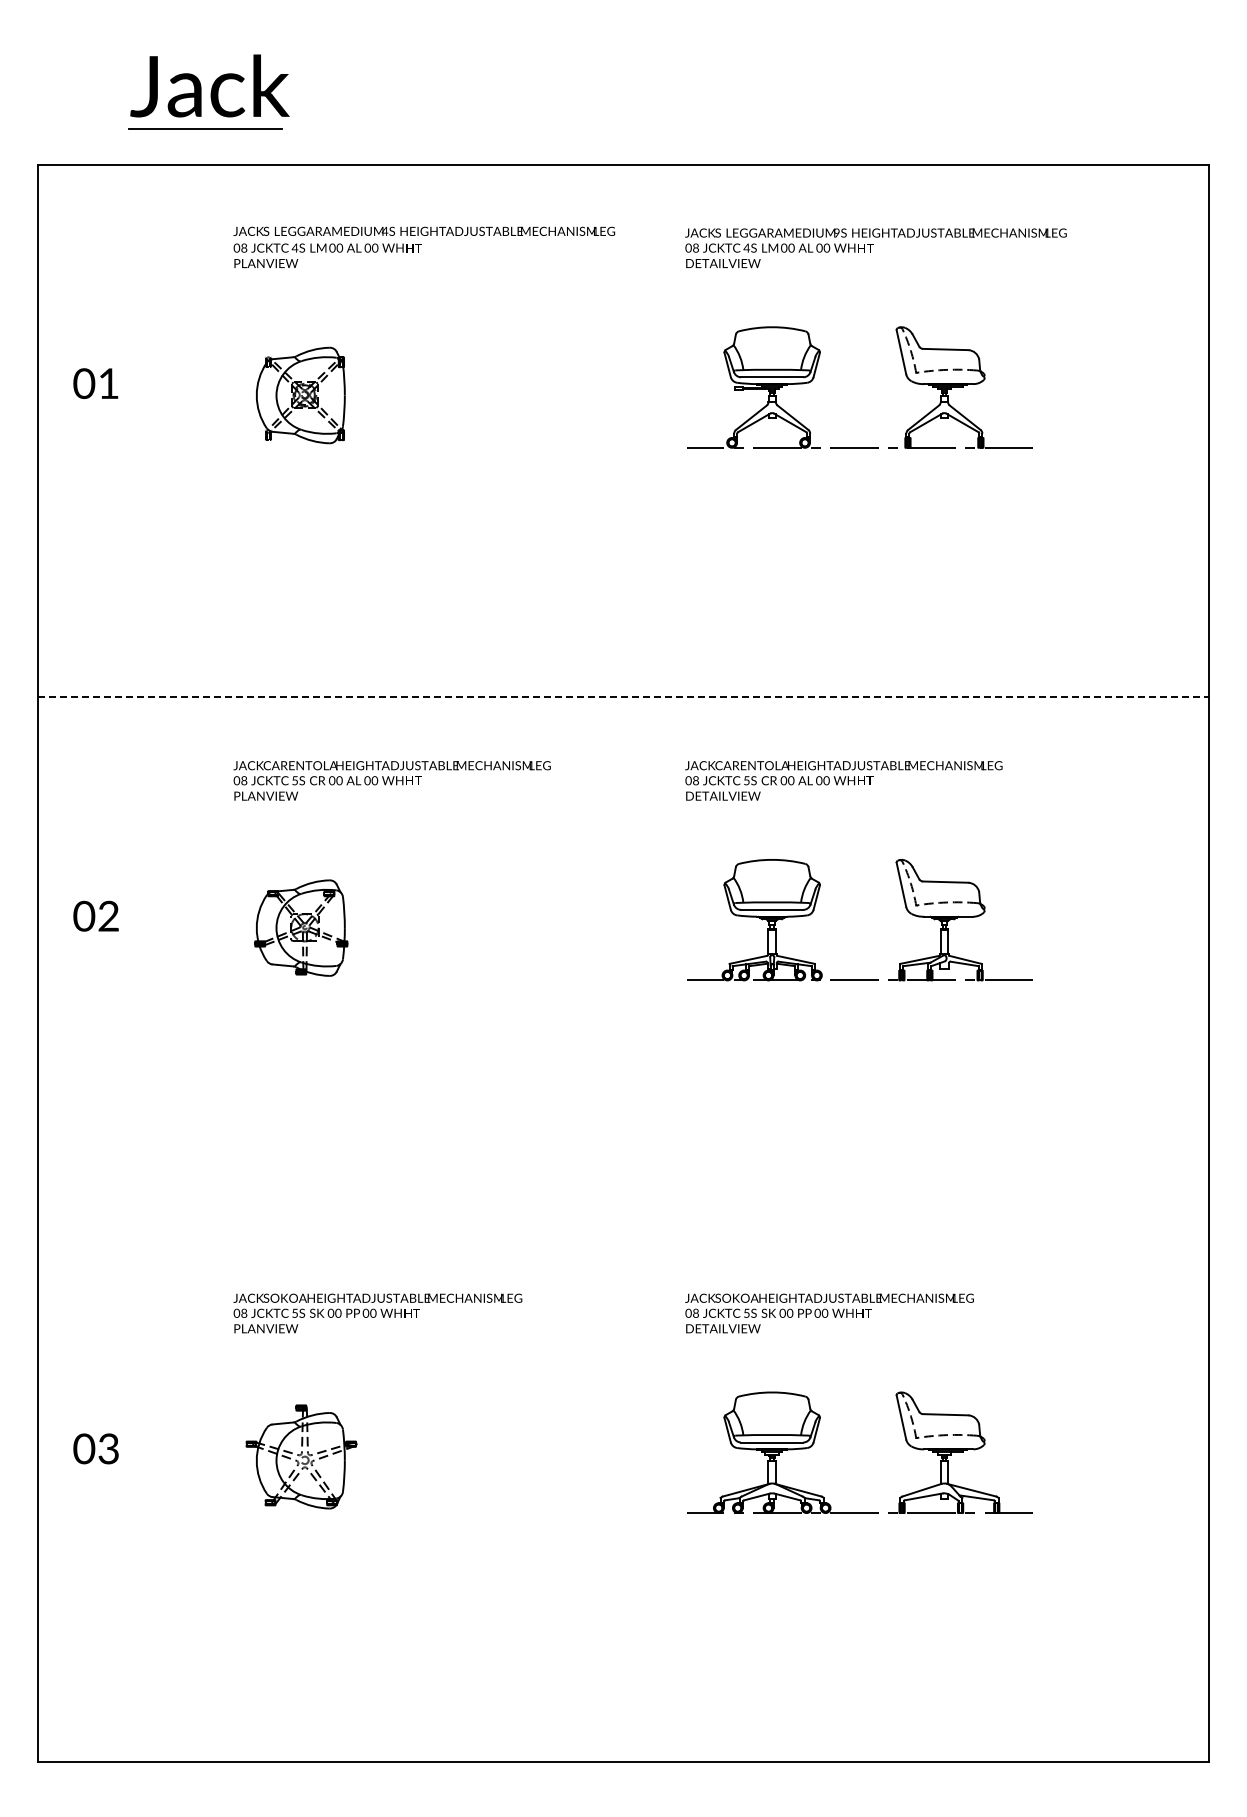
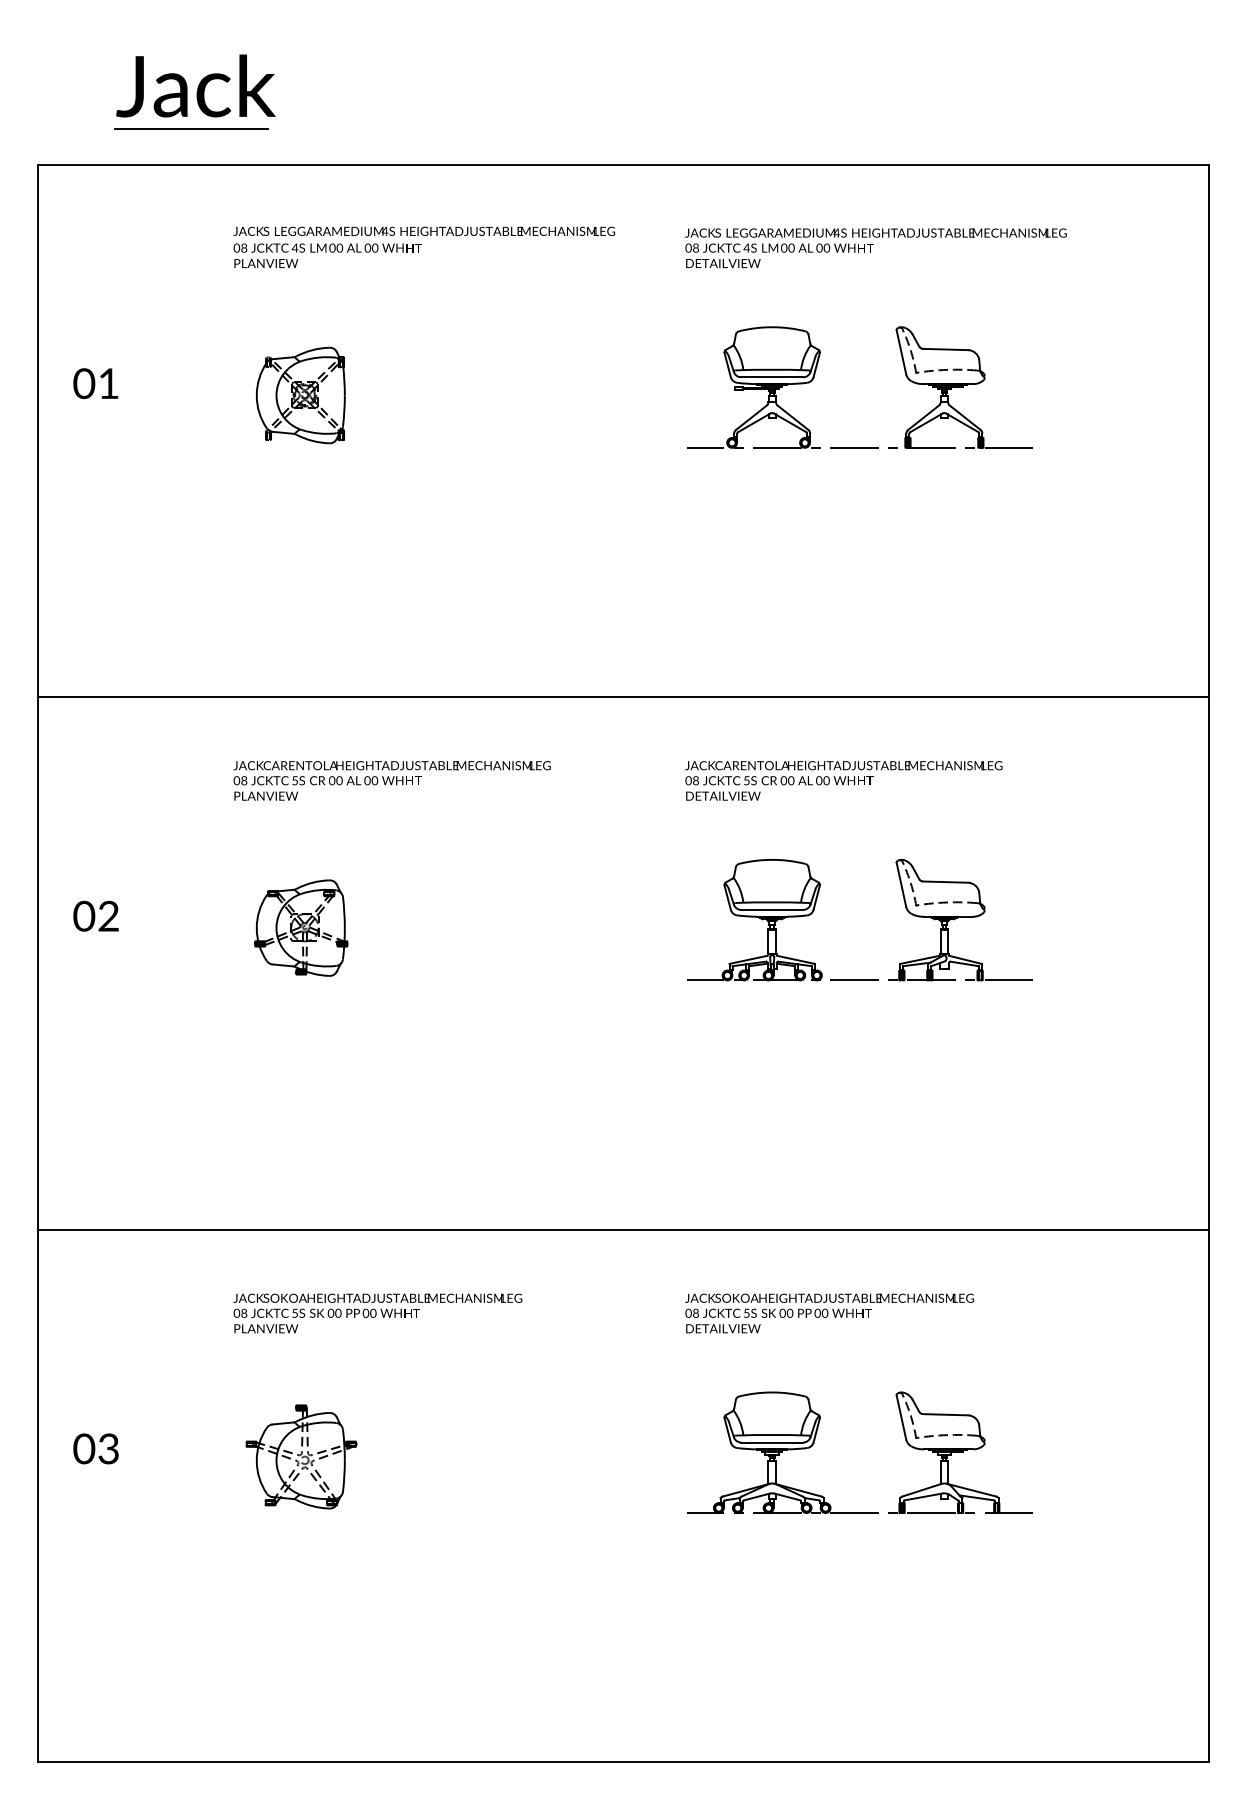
part position: (208, 91) -> (194, 91) (194, 91)
text: 9S -> 4S (836, 232)
line: dashed -> solid (623, 697)
line: none -> present (623, 1229)
